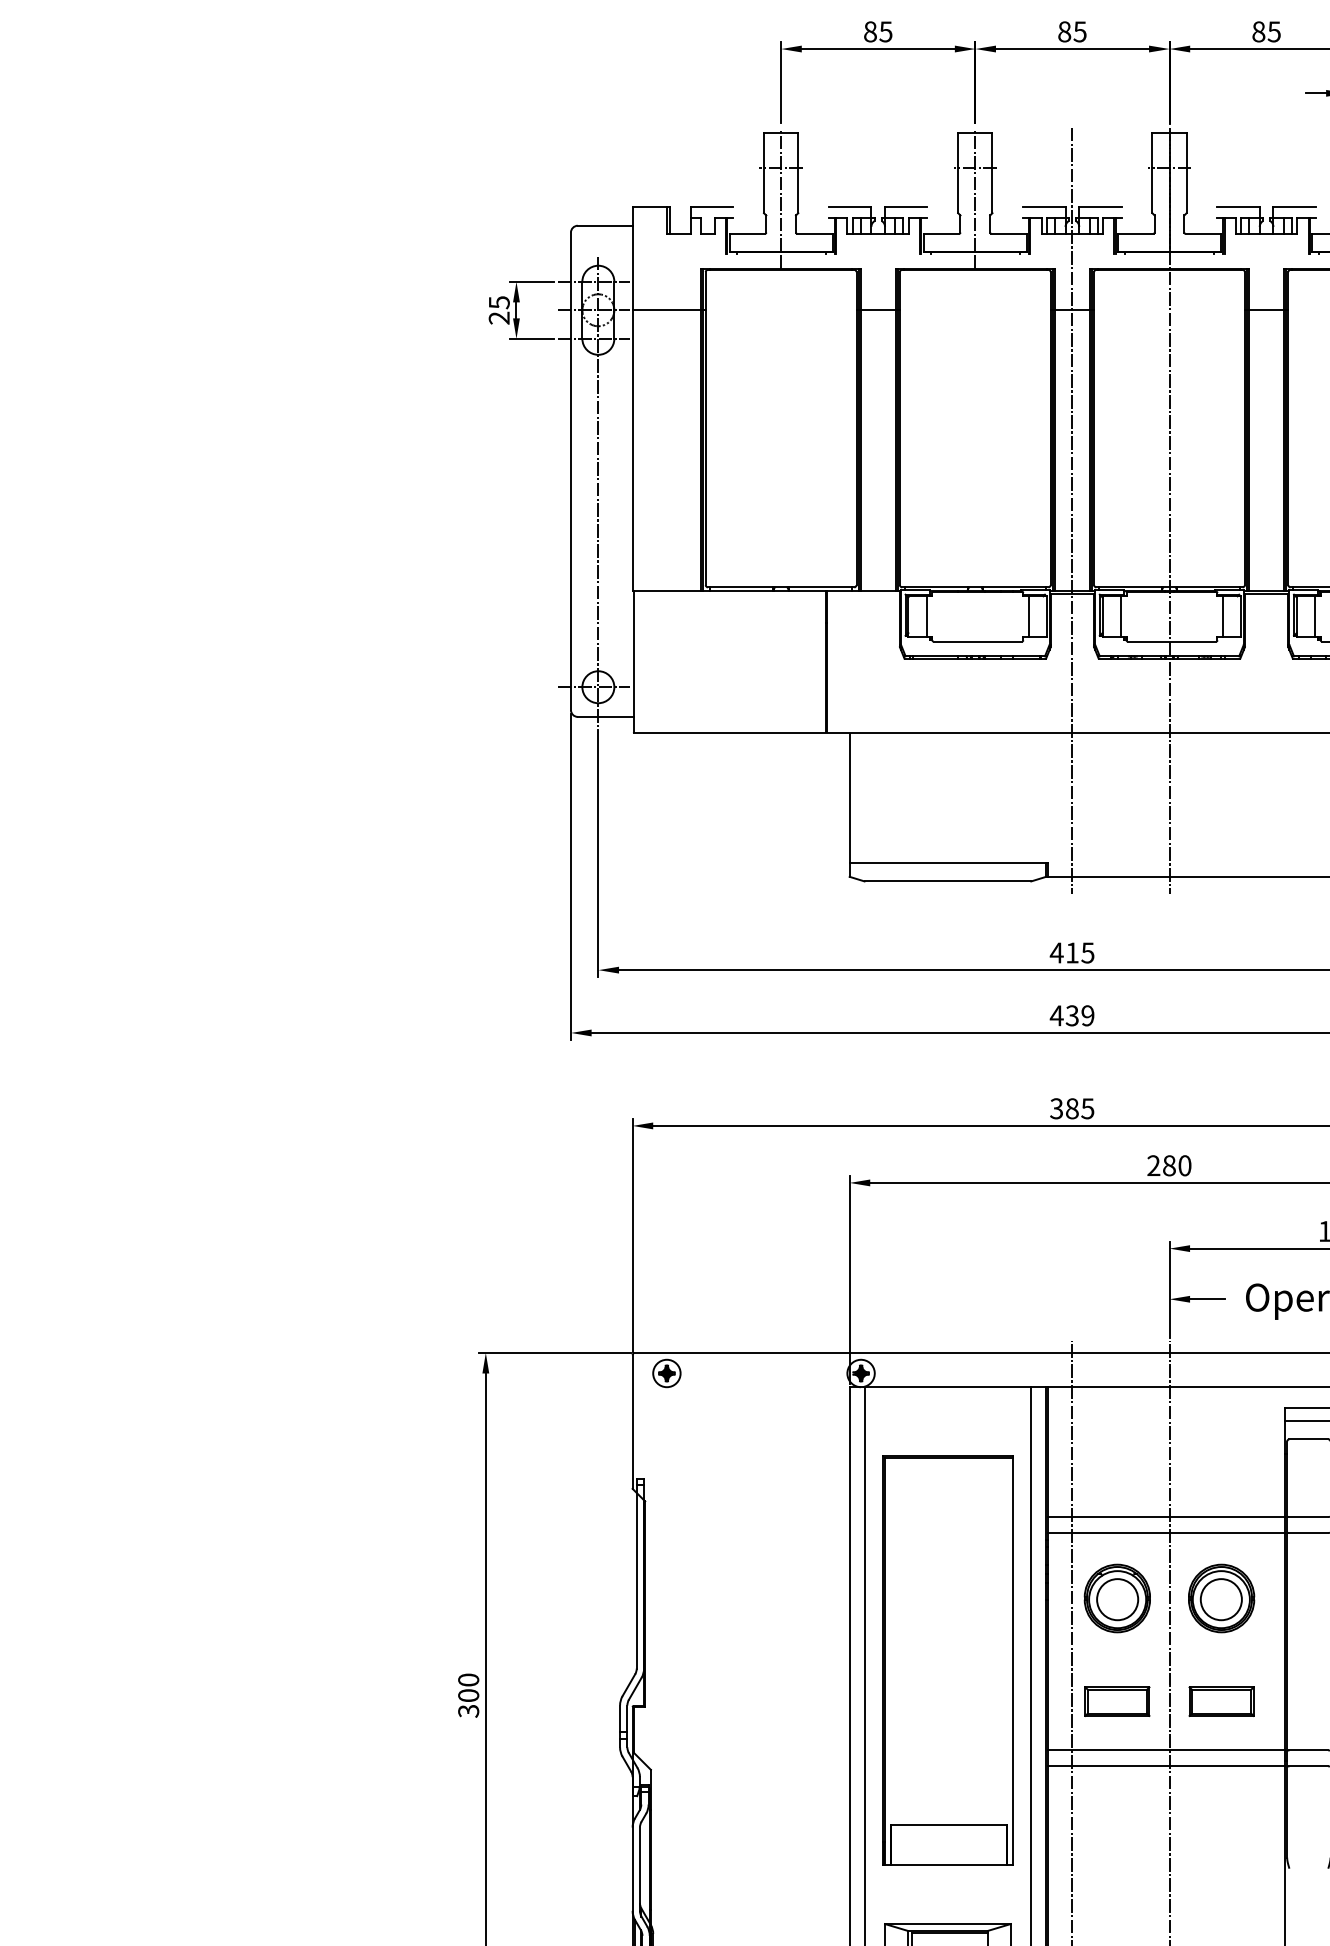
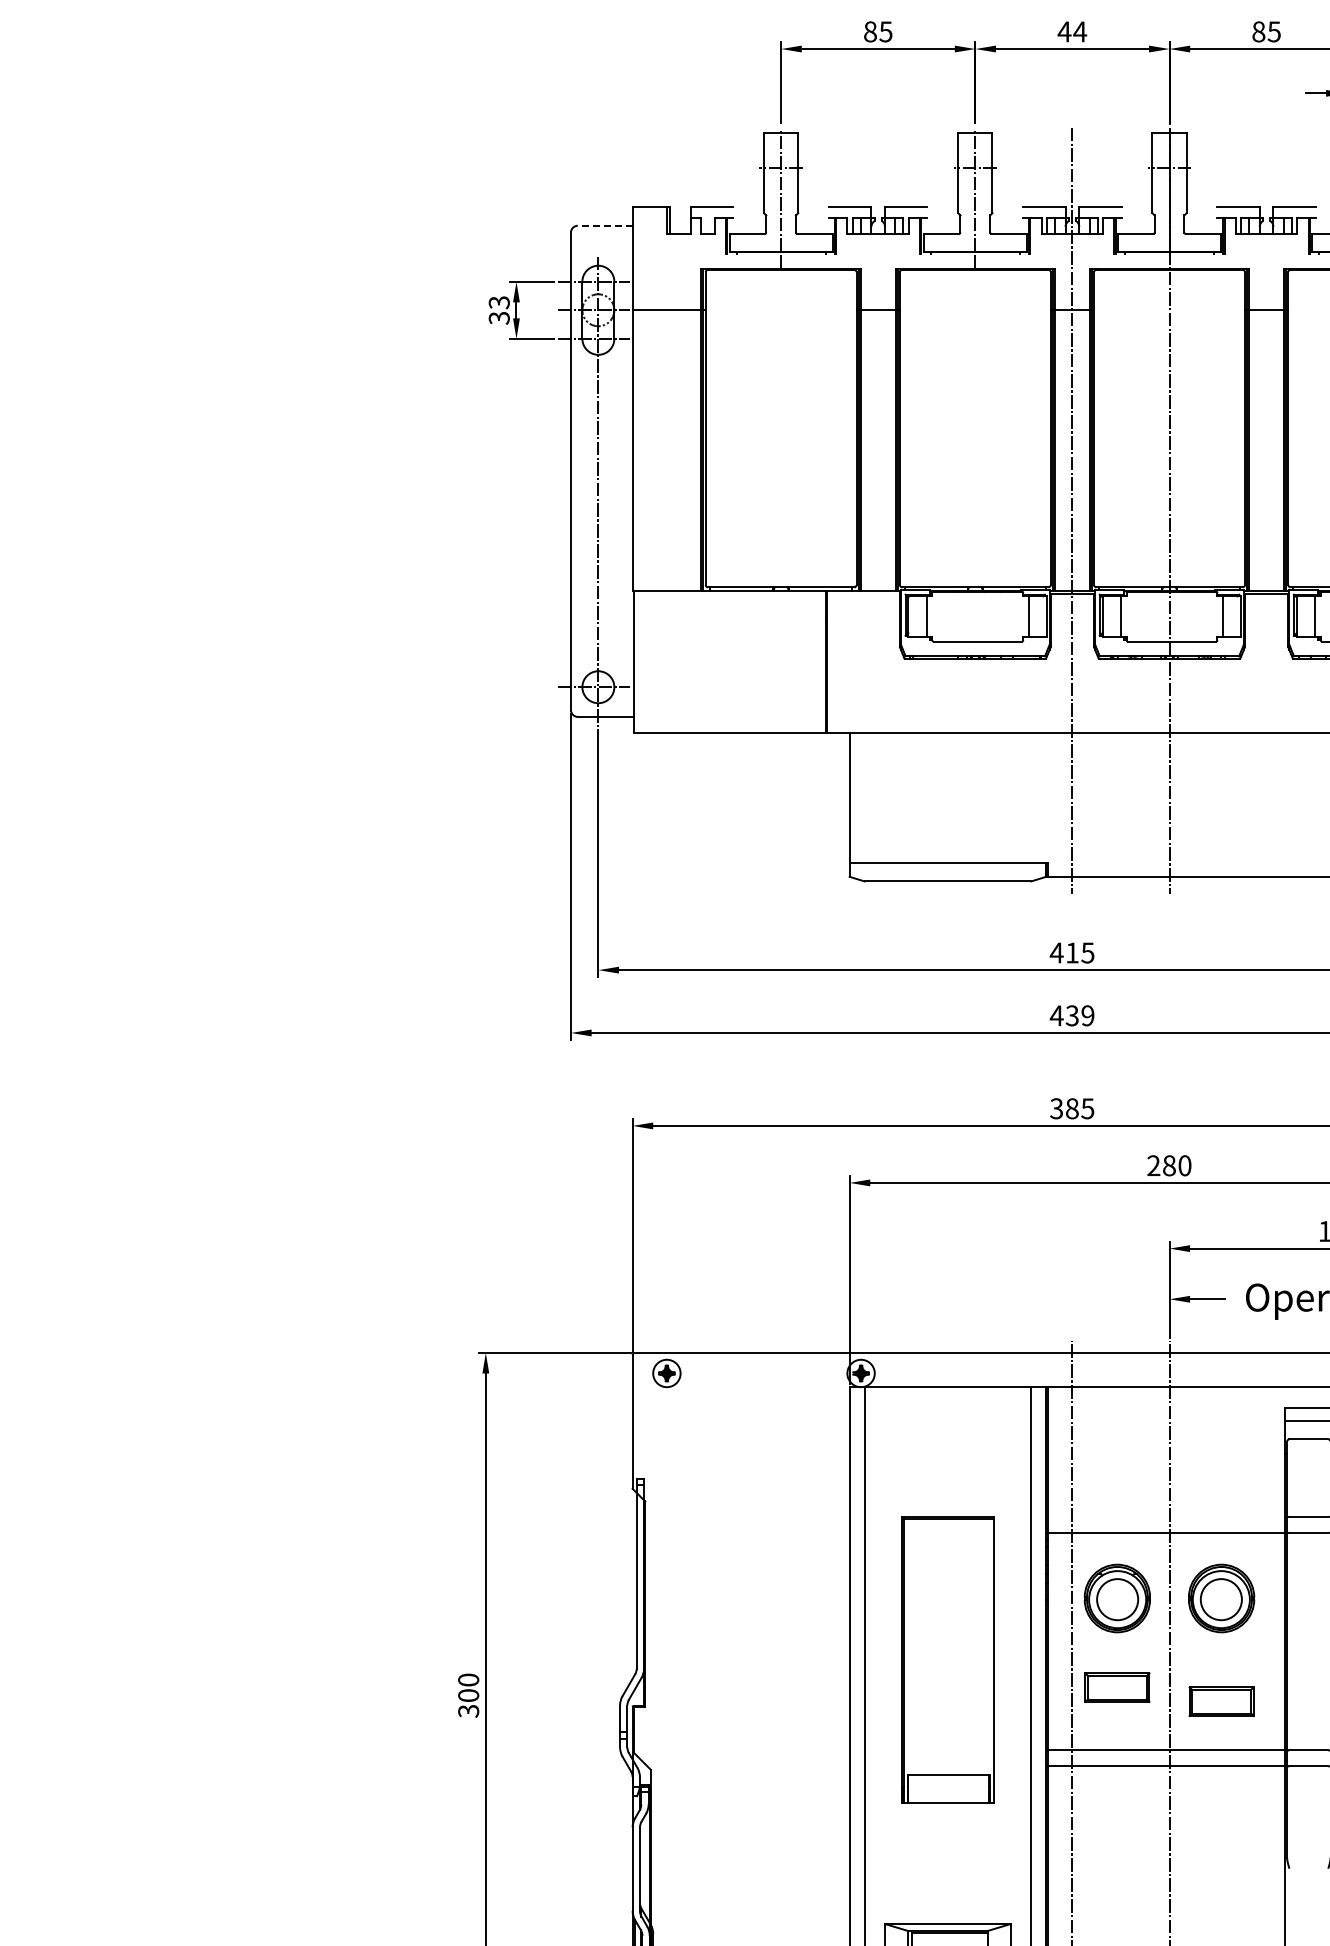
text: 85 -> 44 (1072, 31)
line: solid -> dashed (604, 225)
text: 25 -> 33 (498, 310)
line: present -> none (1165, 1516)
part size: 132x411 px -> 94x288 px (947, 1659)
part position: (1117, 1701) -> (1117, 1687) (1117, 1687)
